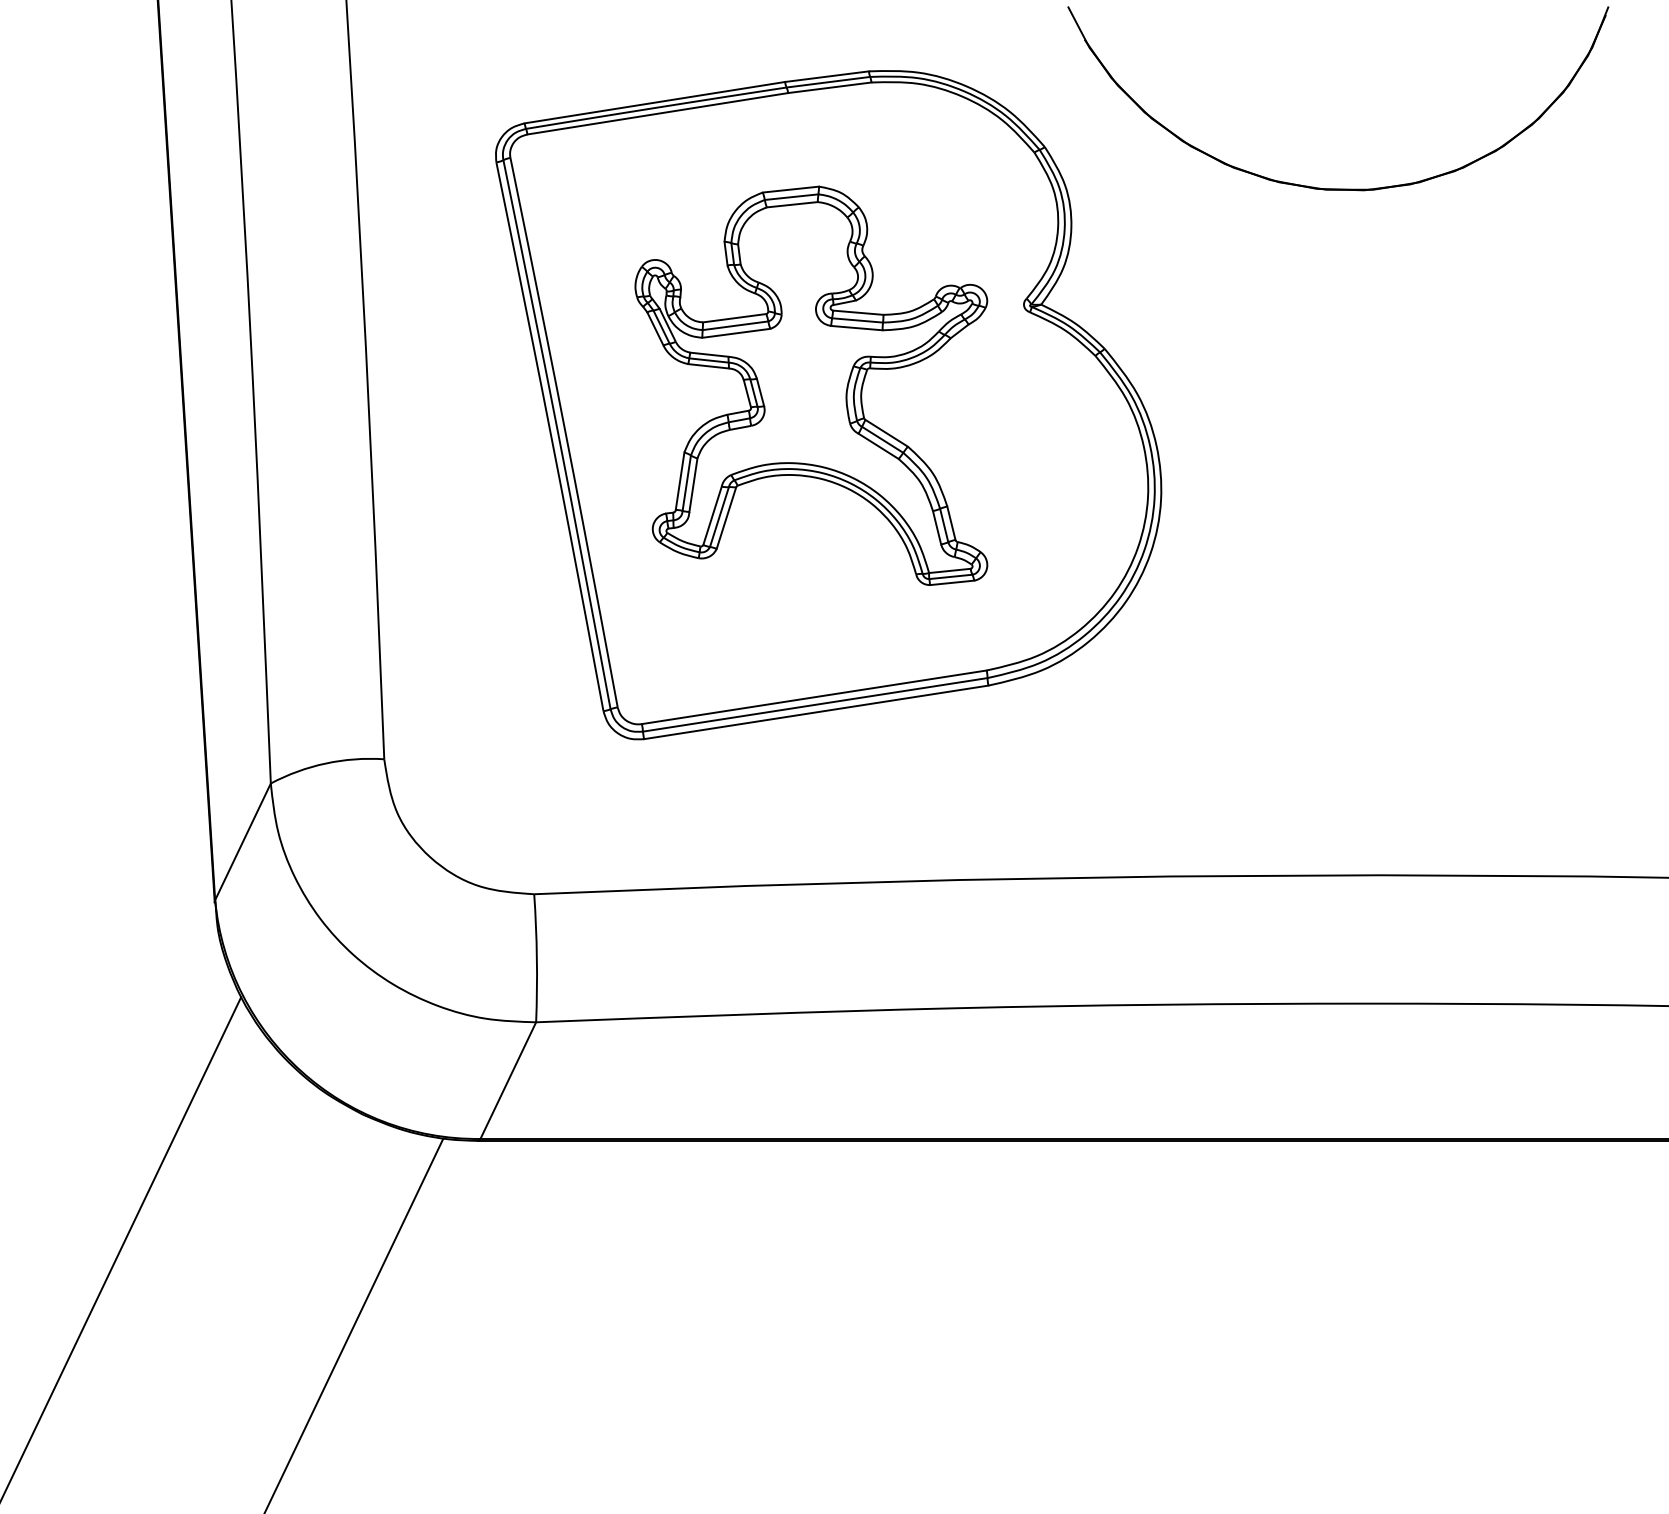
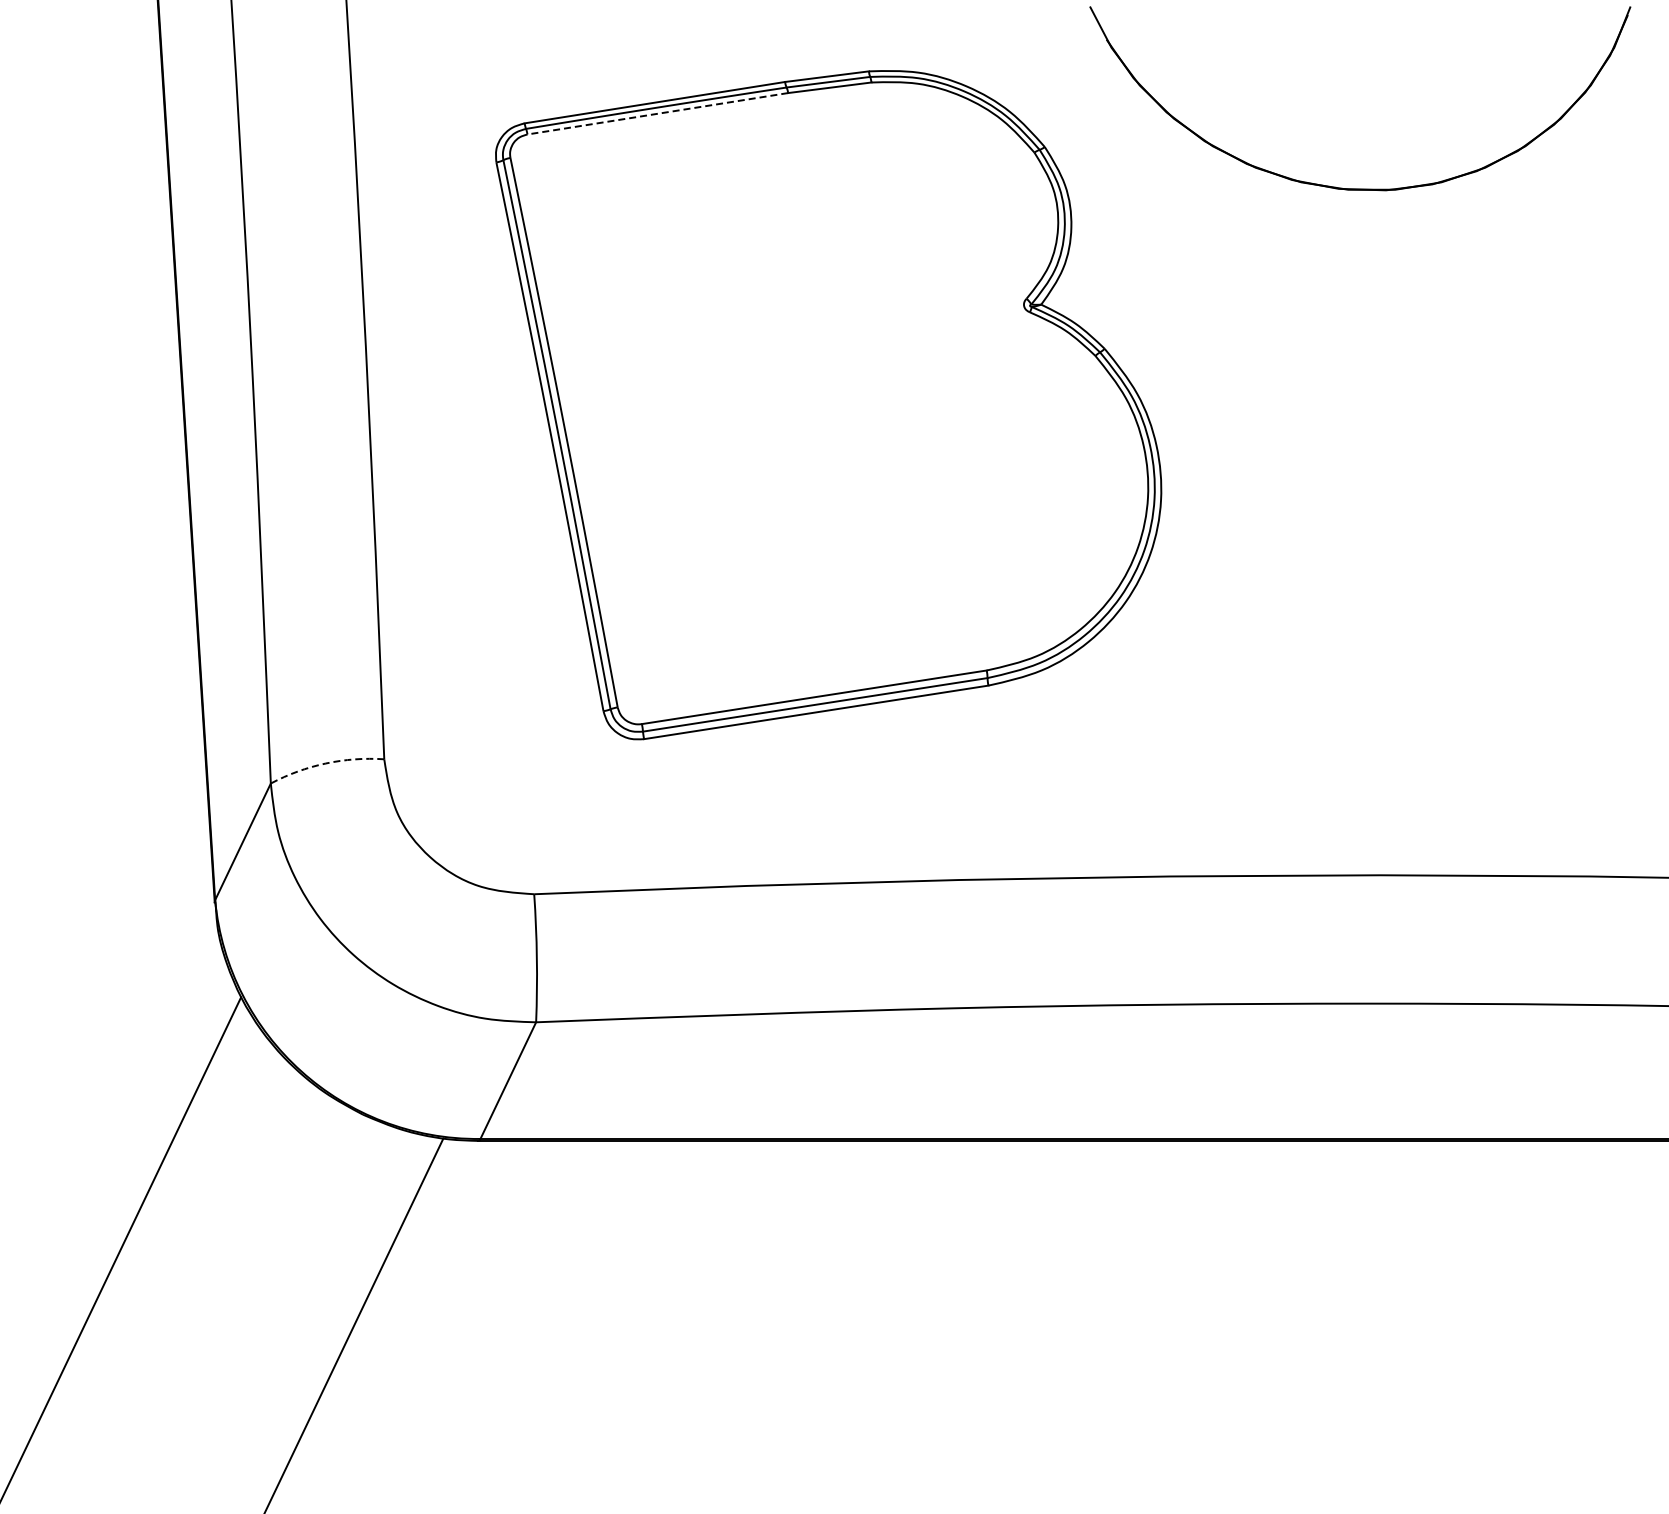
line: solid -> dashed (657, 113)
part position: (1338, 188) -> (1360, 188) (1360, 188)
part: present -> none (811, 385)
arc: solid -> dashed (325, 763)
